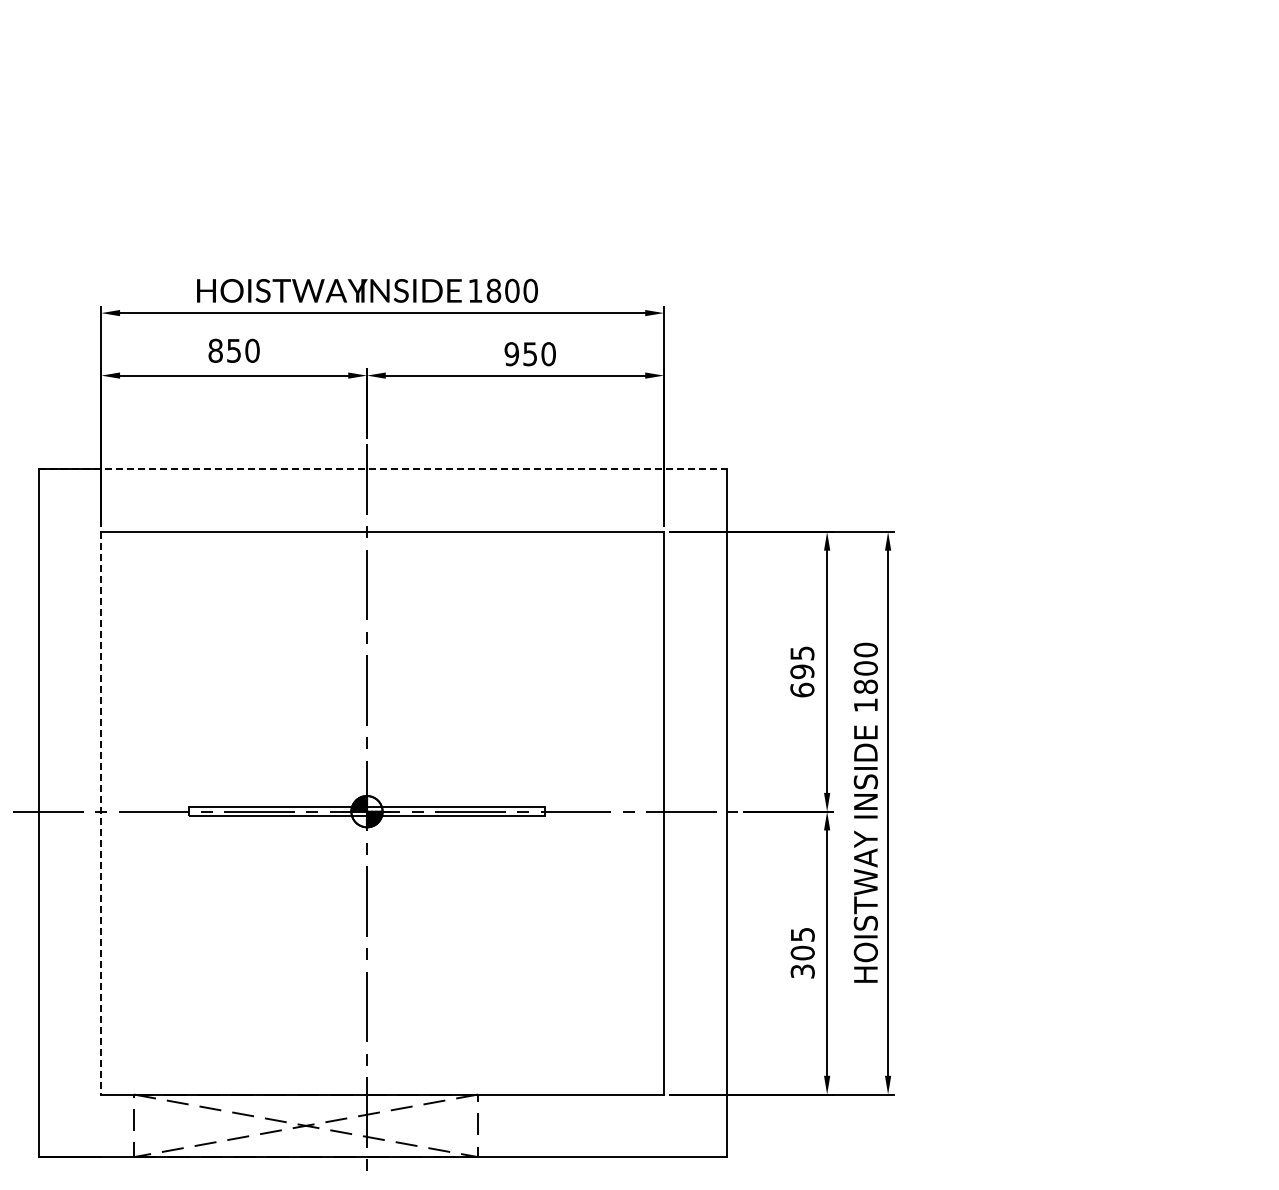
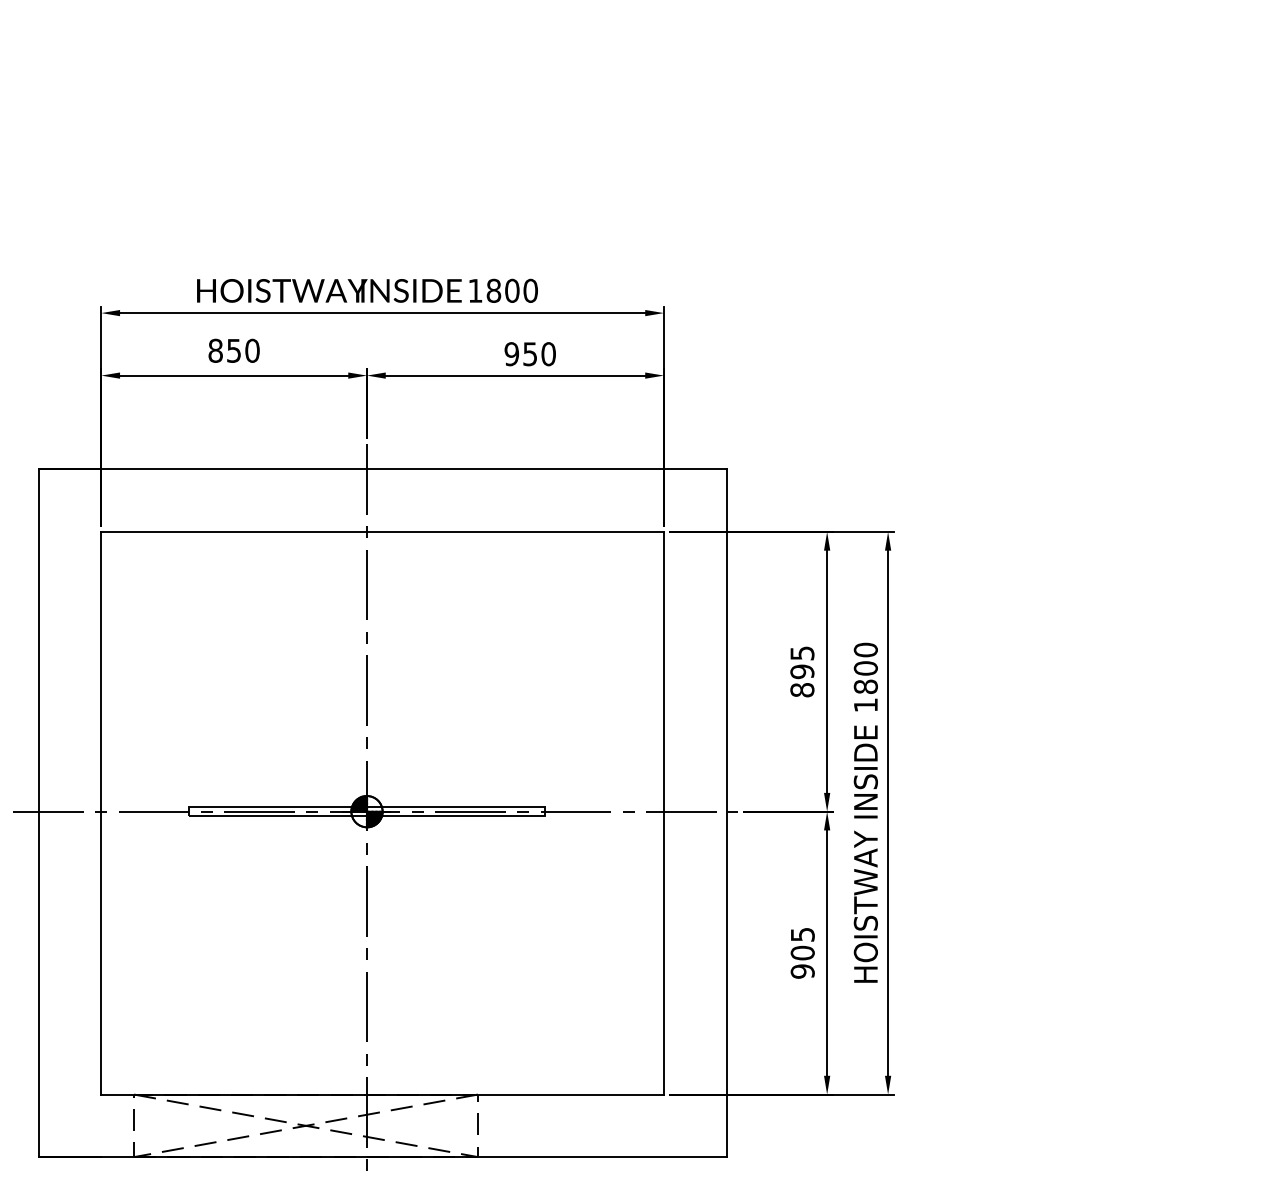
line: dashed -> solid (382, 469)
text: 695 -> 895 (802, 689)
line: dashed -> solid (101, 813)
text: 305 -> 905 (802, 971)
